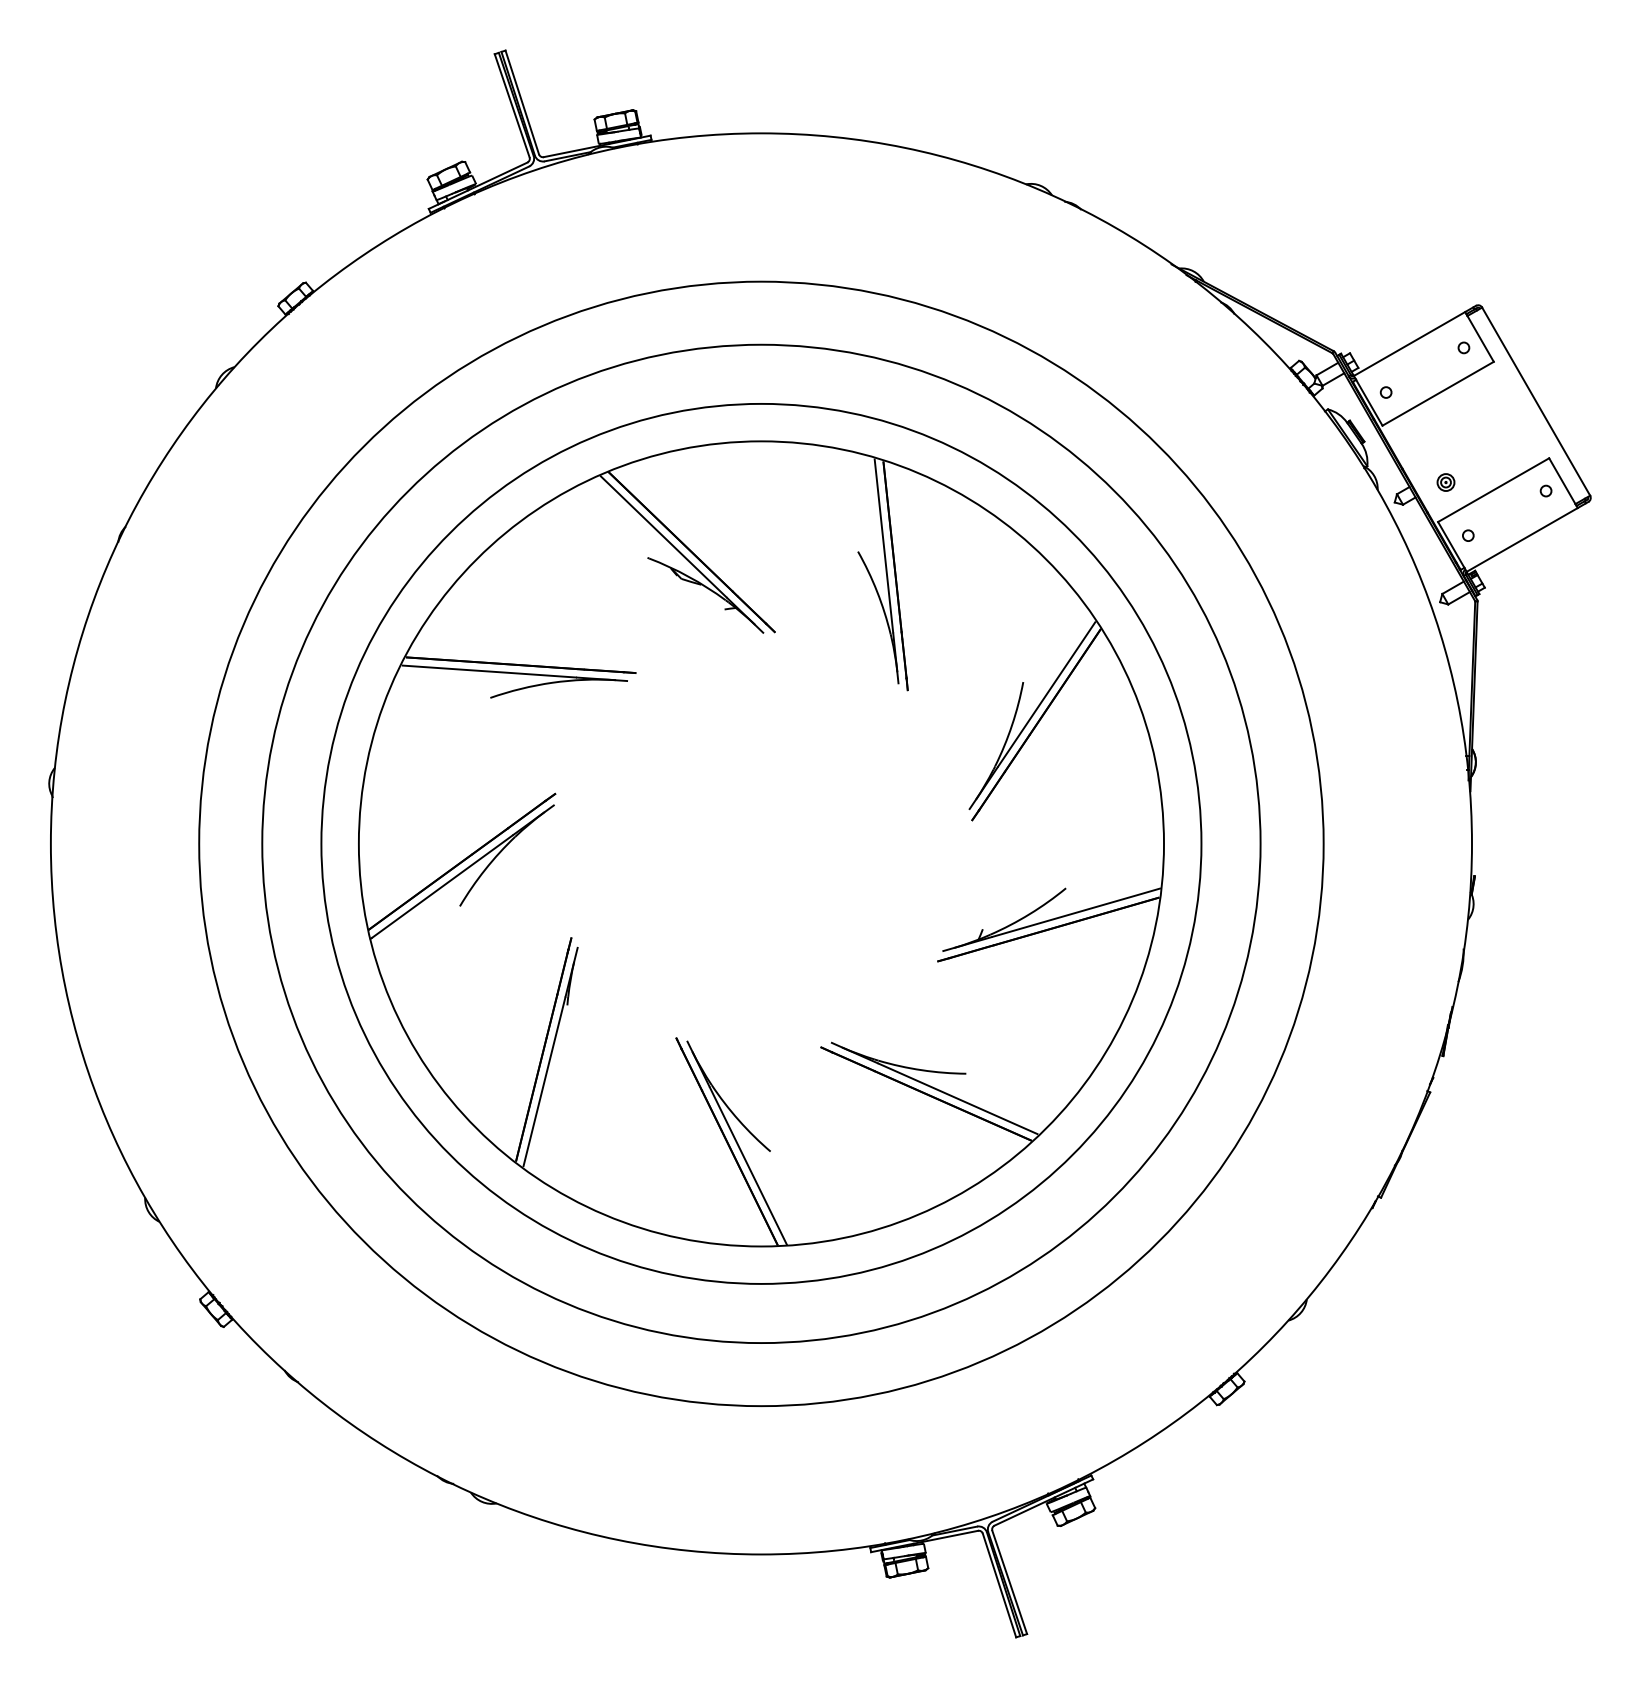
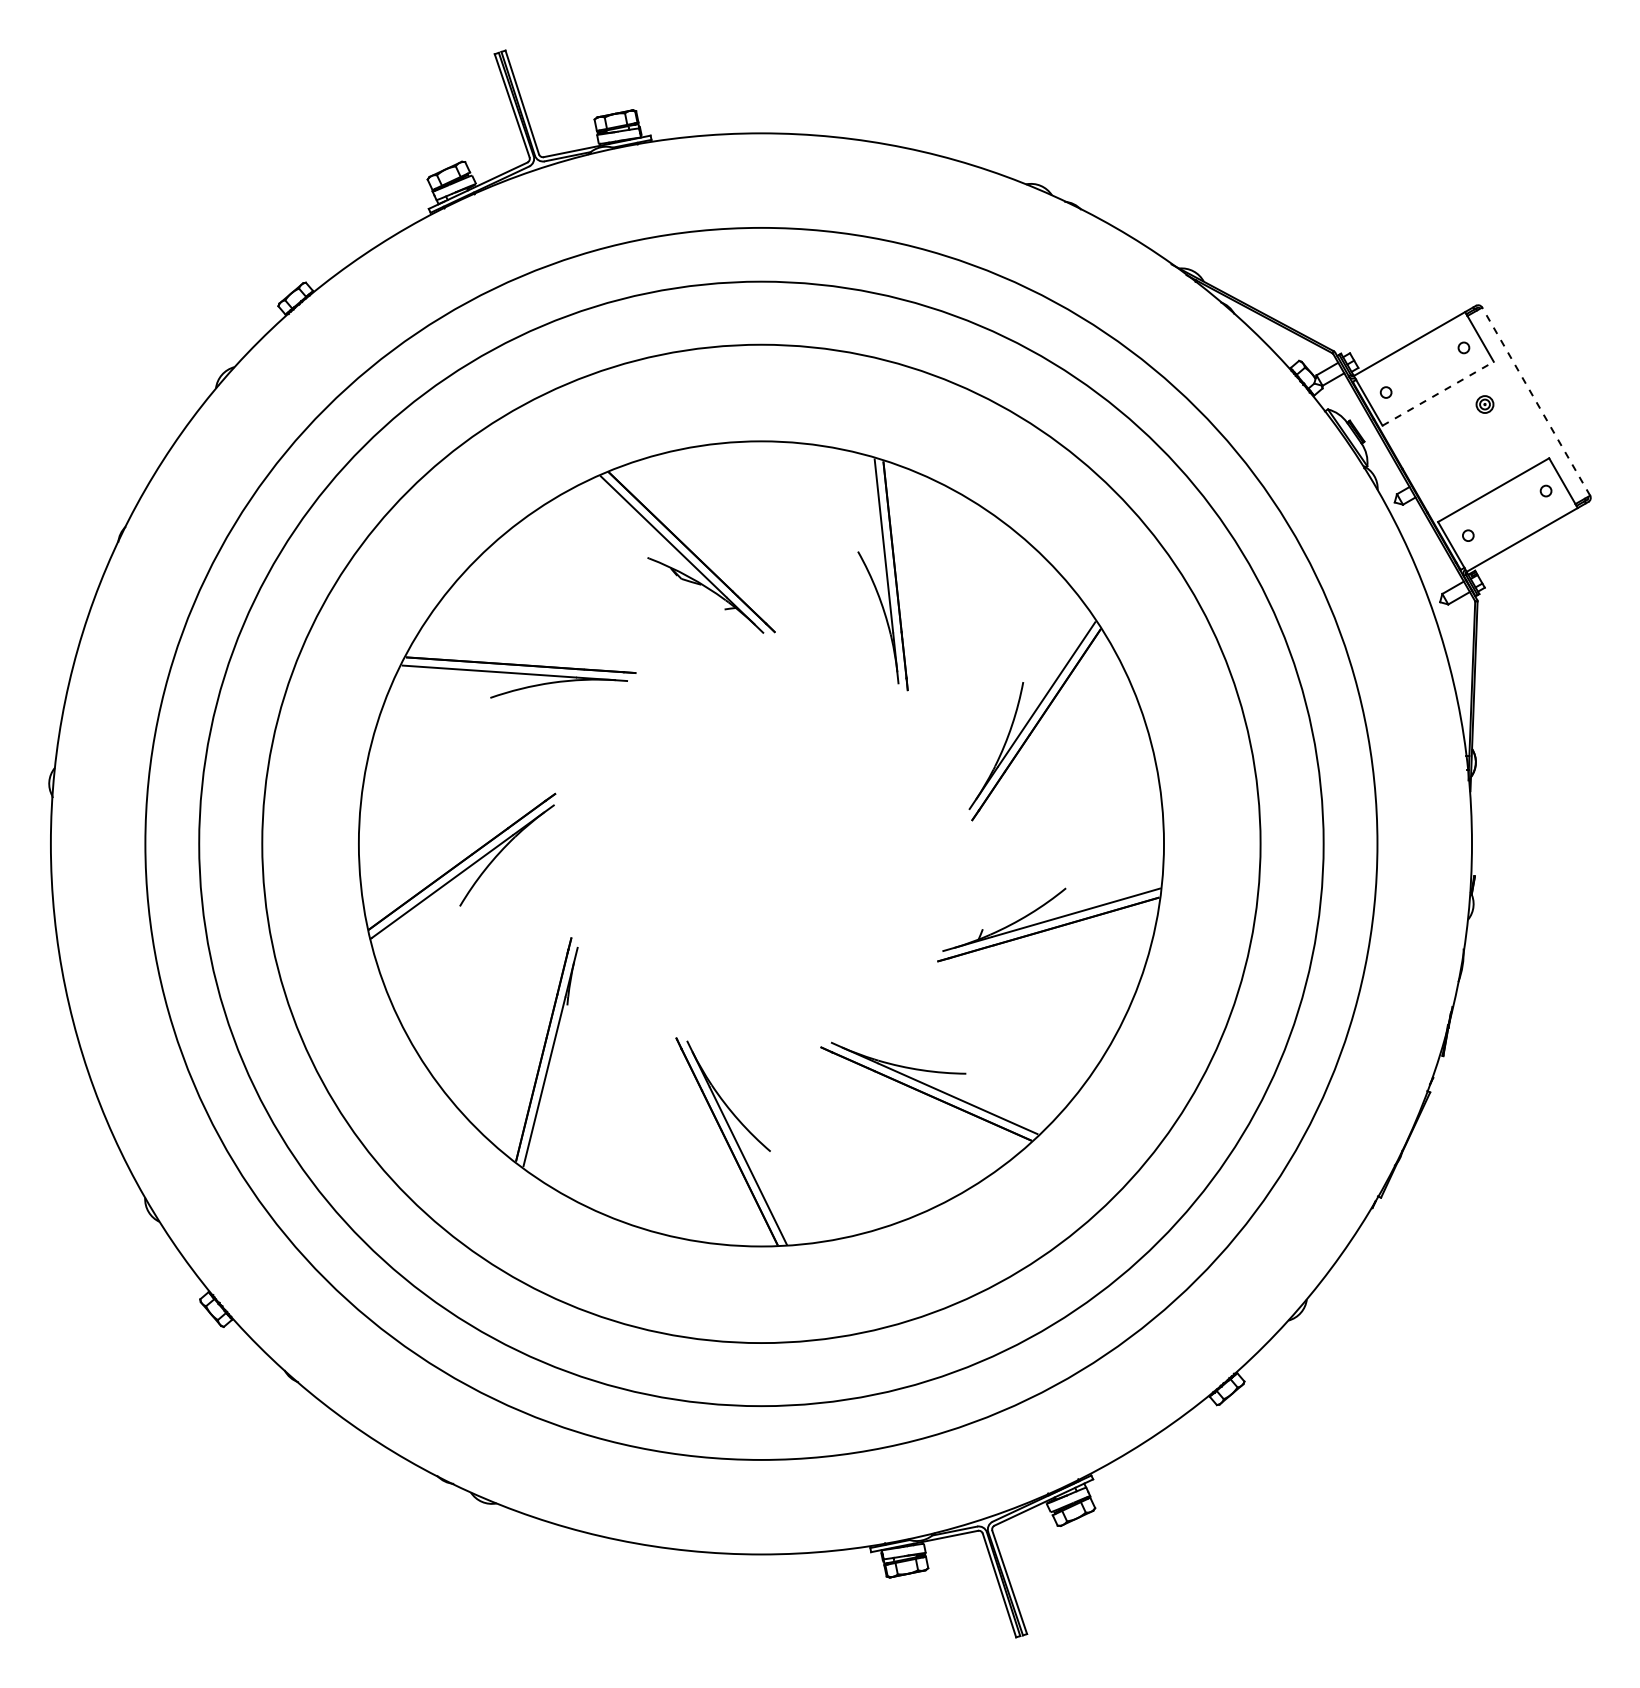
line: solid -> dashed (1438, 393)
line: solid -> dashed (1535, 401)
part position: (1445, 482) -> (1484, 404) (1484, 404)
circle diameter: 880 px -> 1232 px (761, 843)
